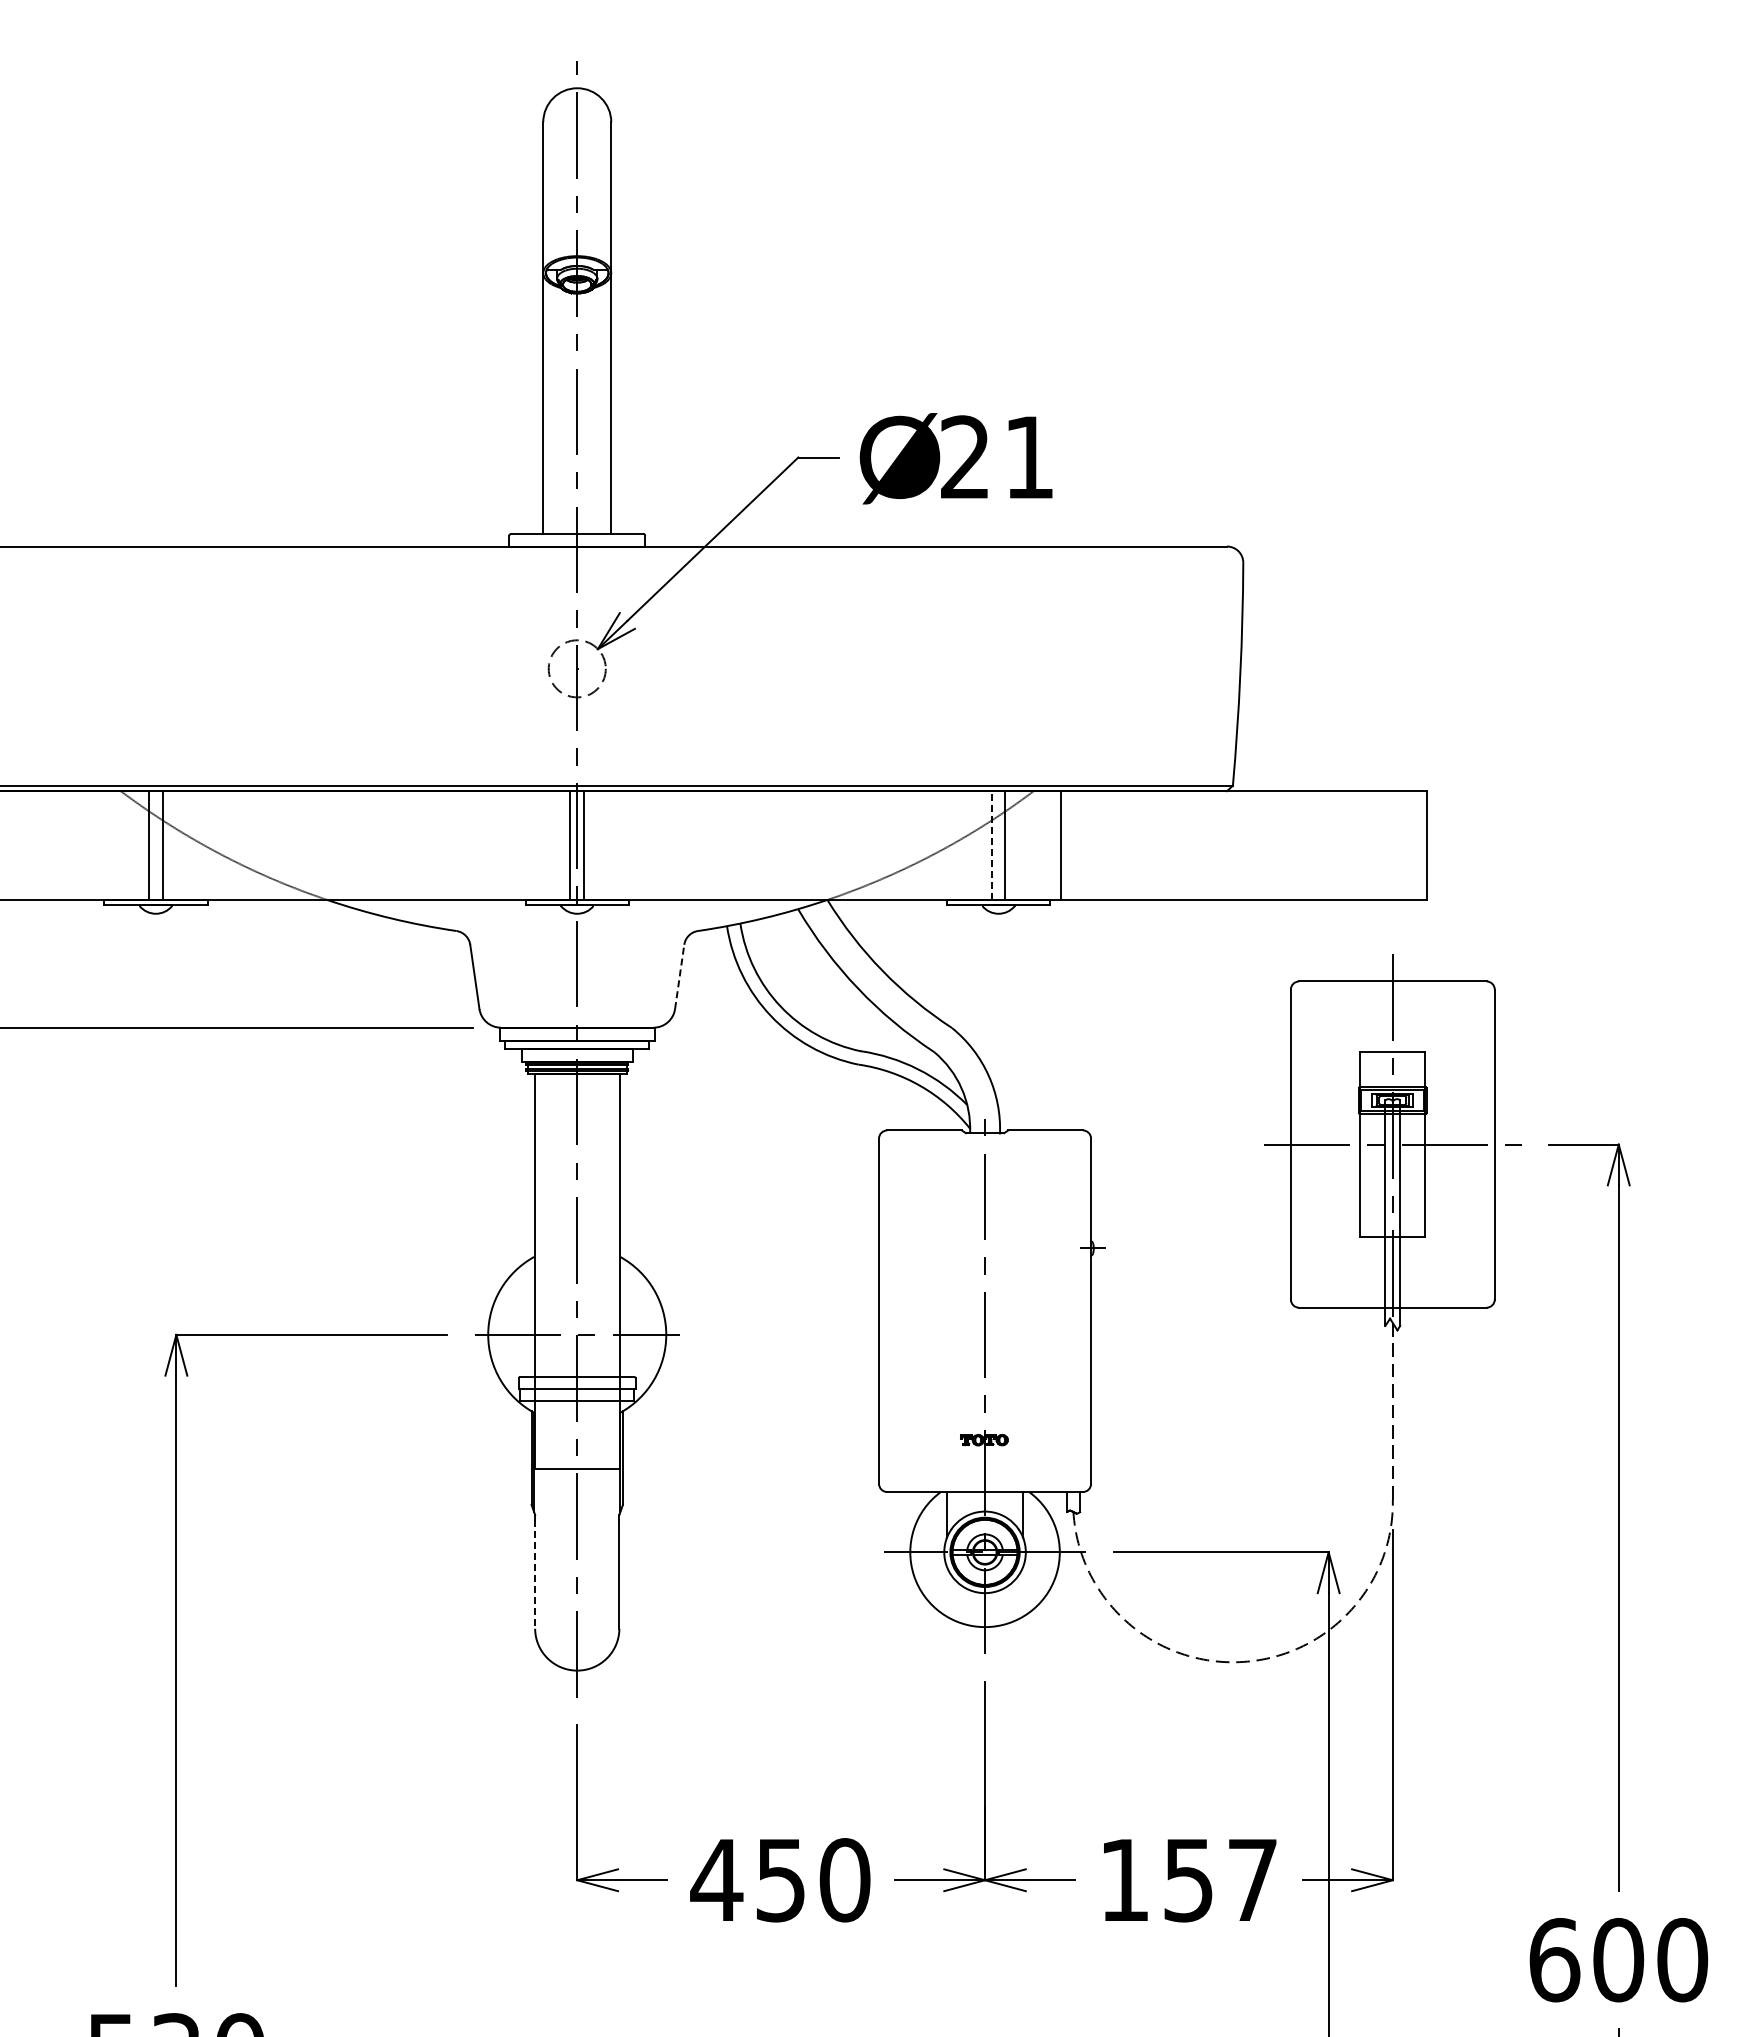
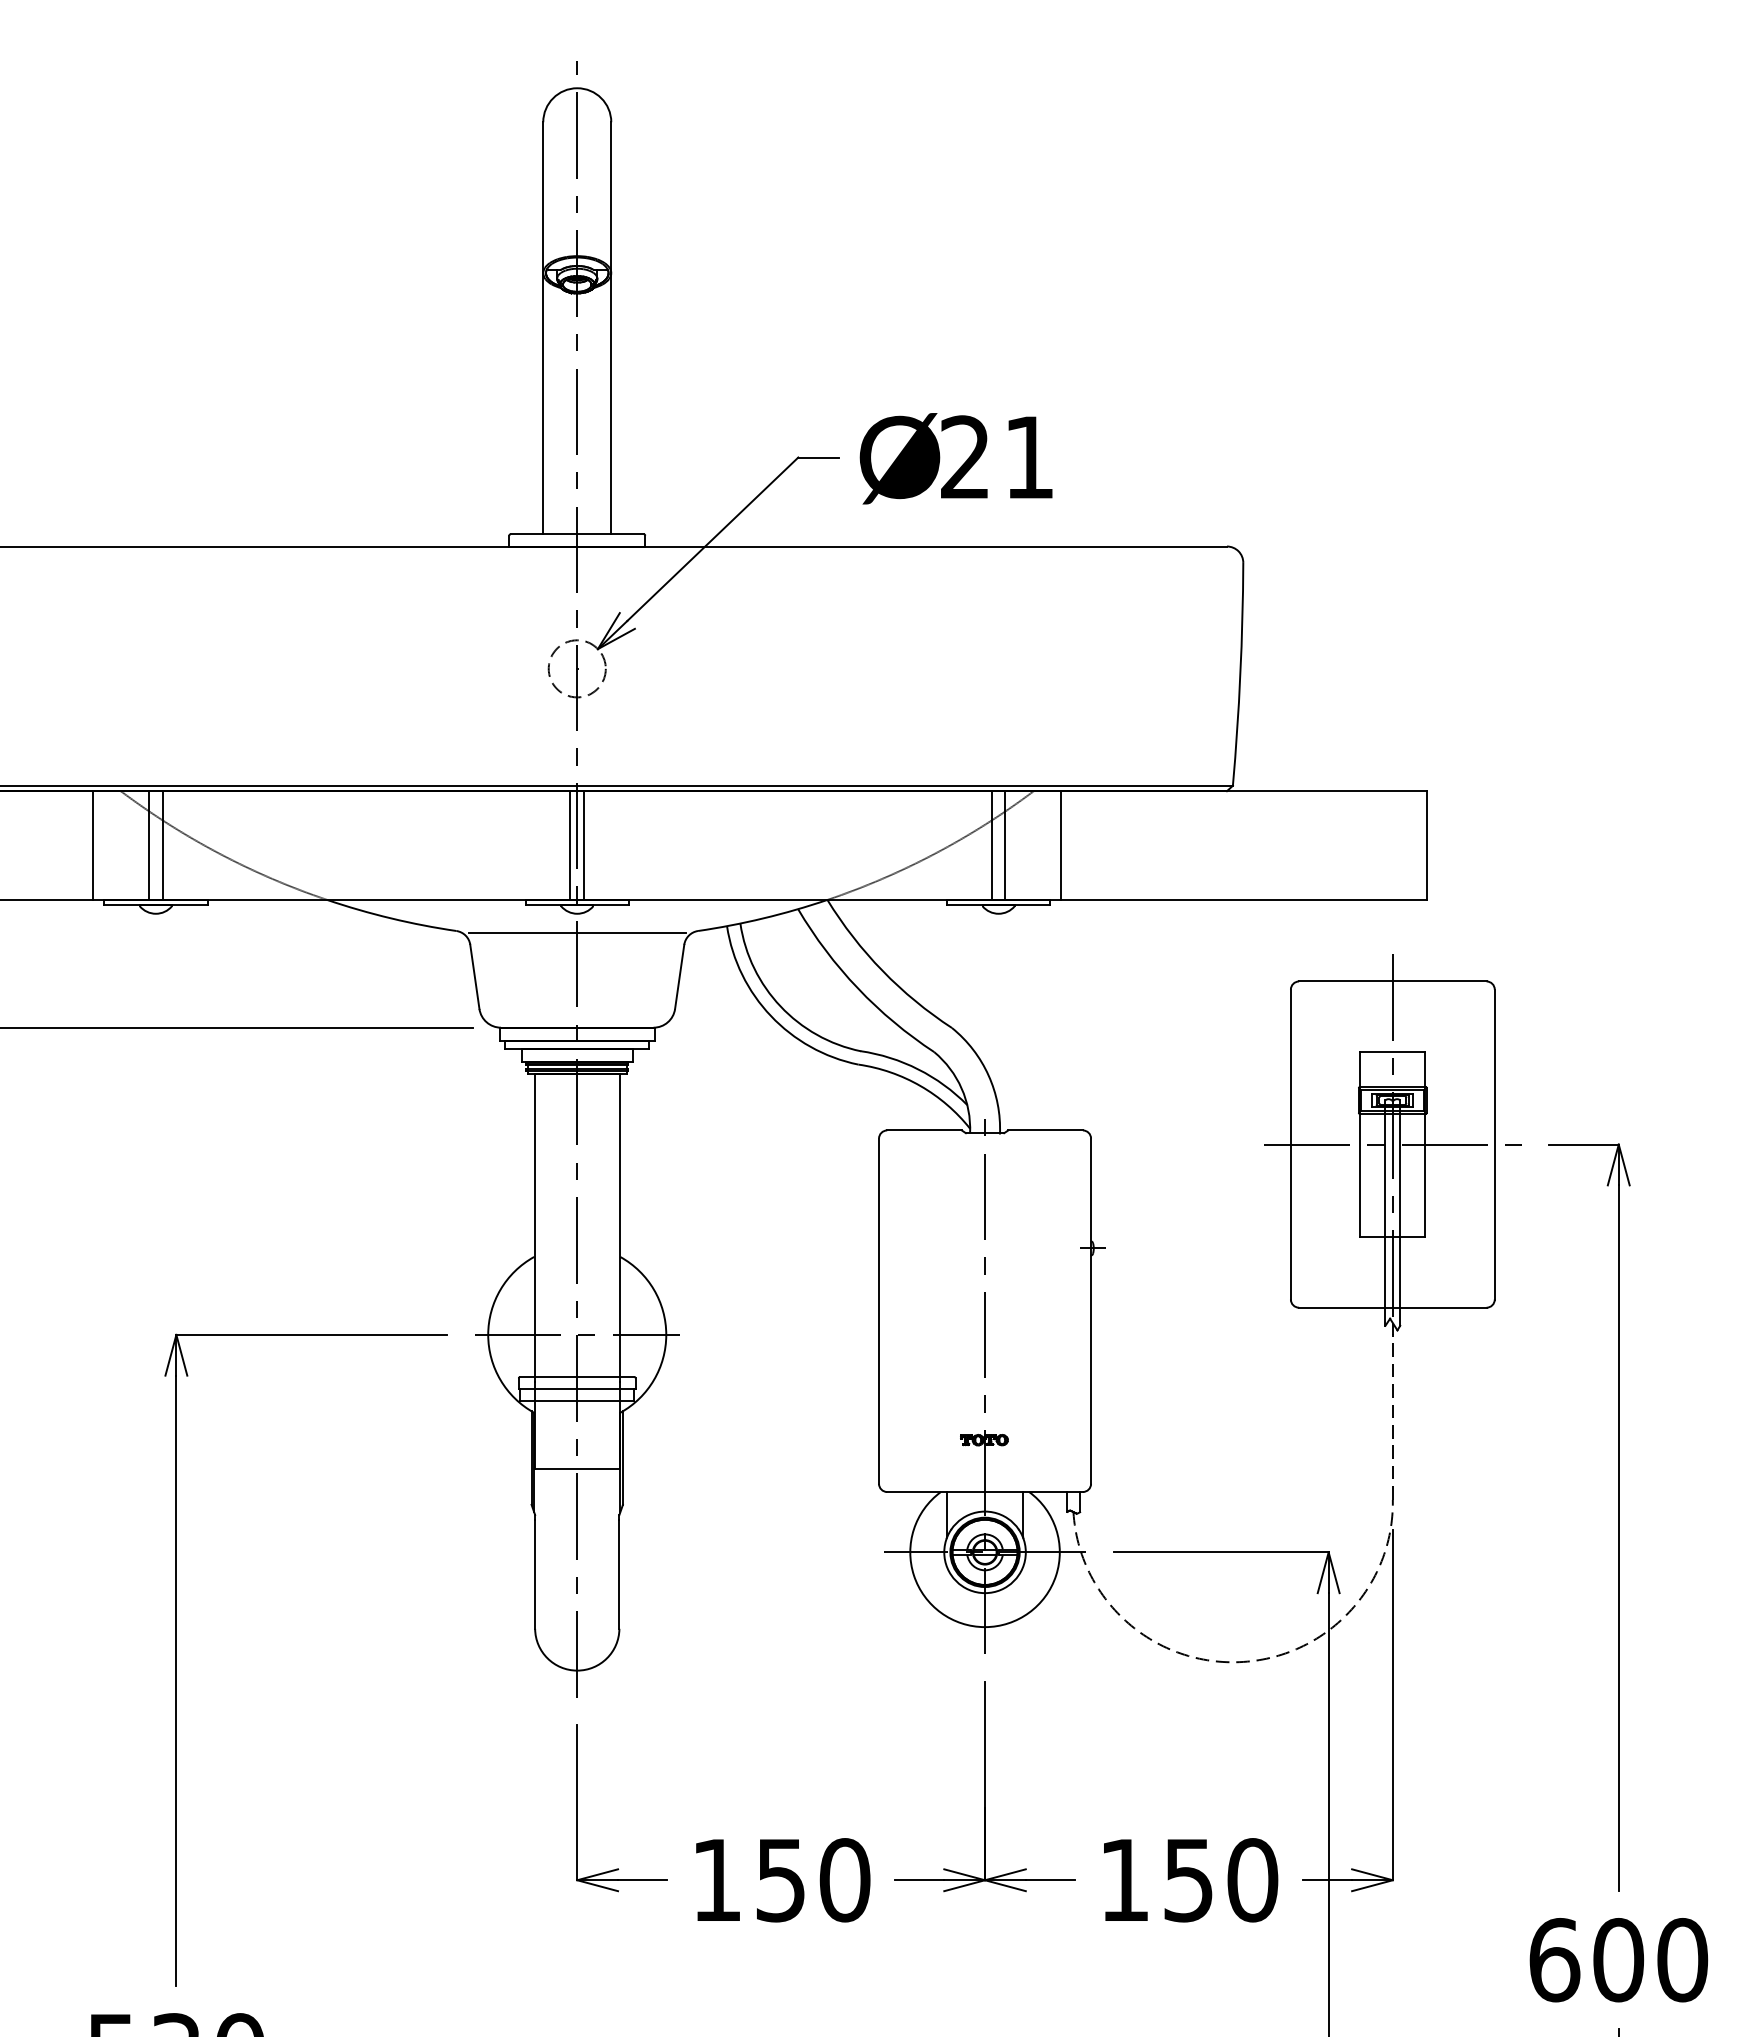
line: none -> present (93, 845)
line: dashed -> solid (991, 845)
line: none -> present (577, 932)
line: dashed -> solid (679, 976)
line: dashed -> solid (535, 1574)
text: 450 -> 150 (716, 1879)
text: 157 -> 150 (1252, 1880)
